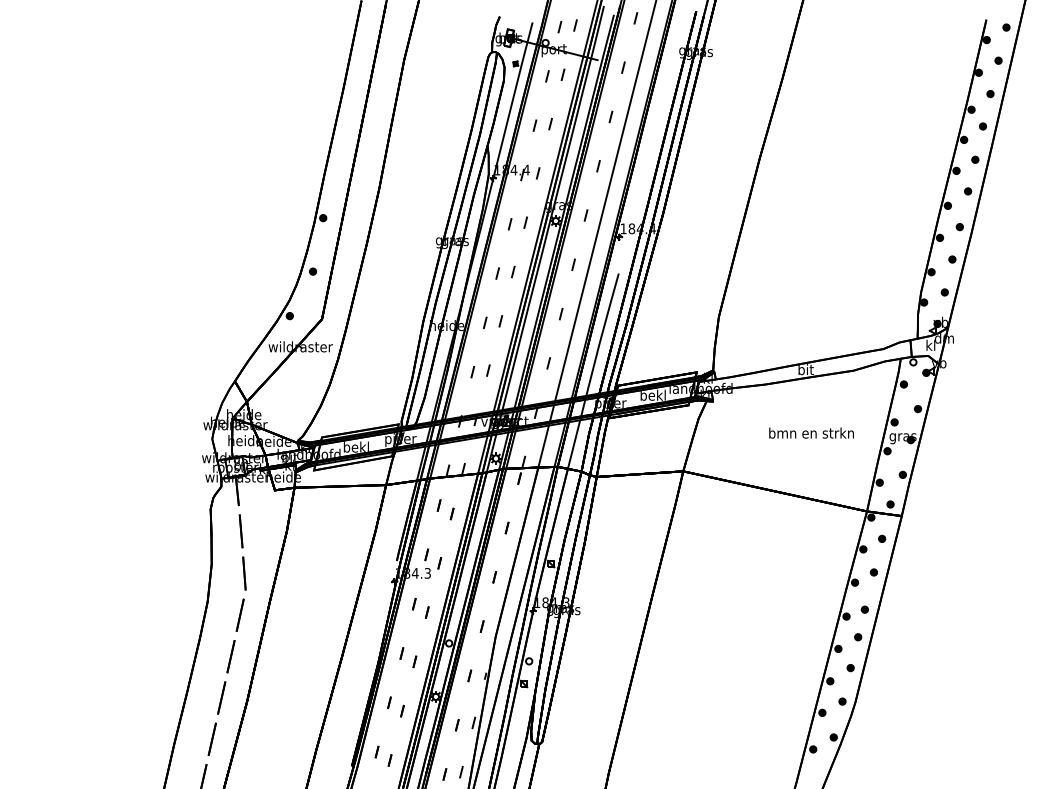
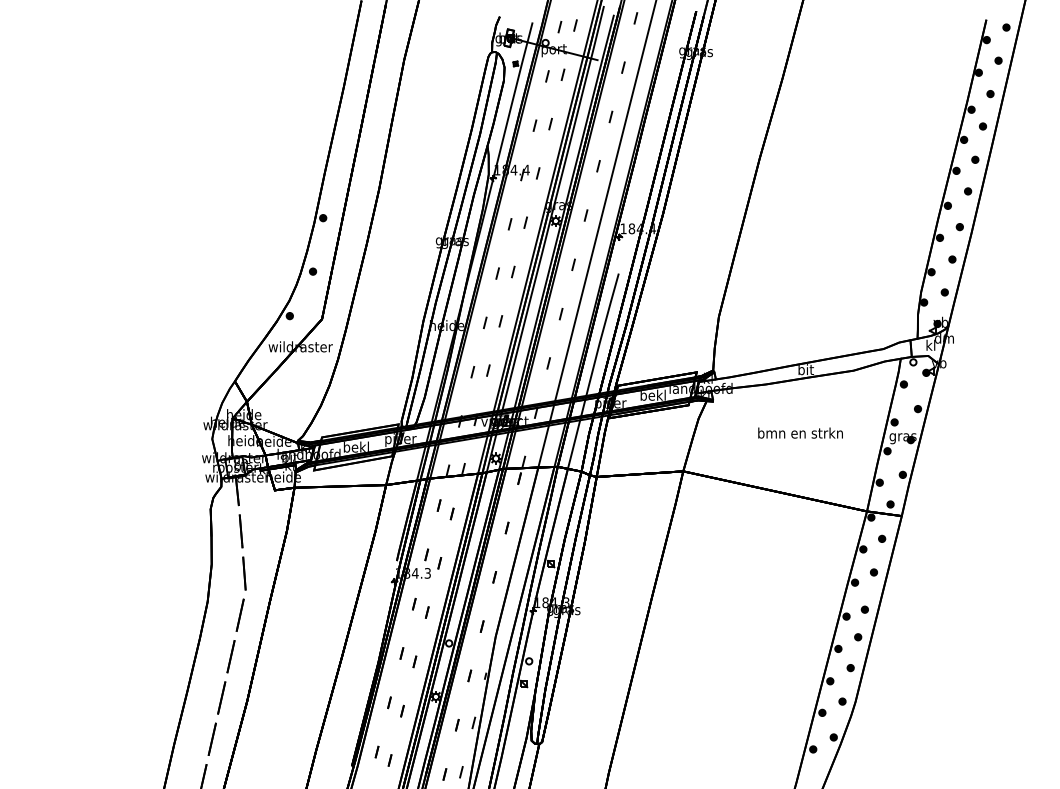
text position: (811, 432) -> (800, 432) (800, 432)
